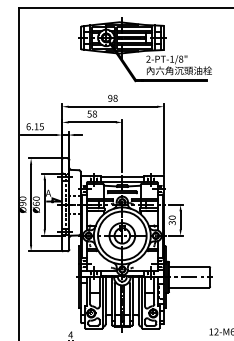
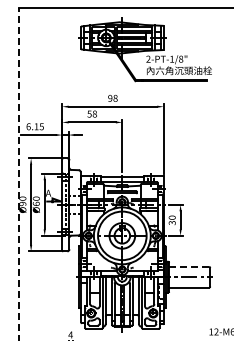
line: solid -> dashed (18, 173)
line: solid -> dashed (189, 266)
